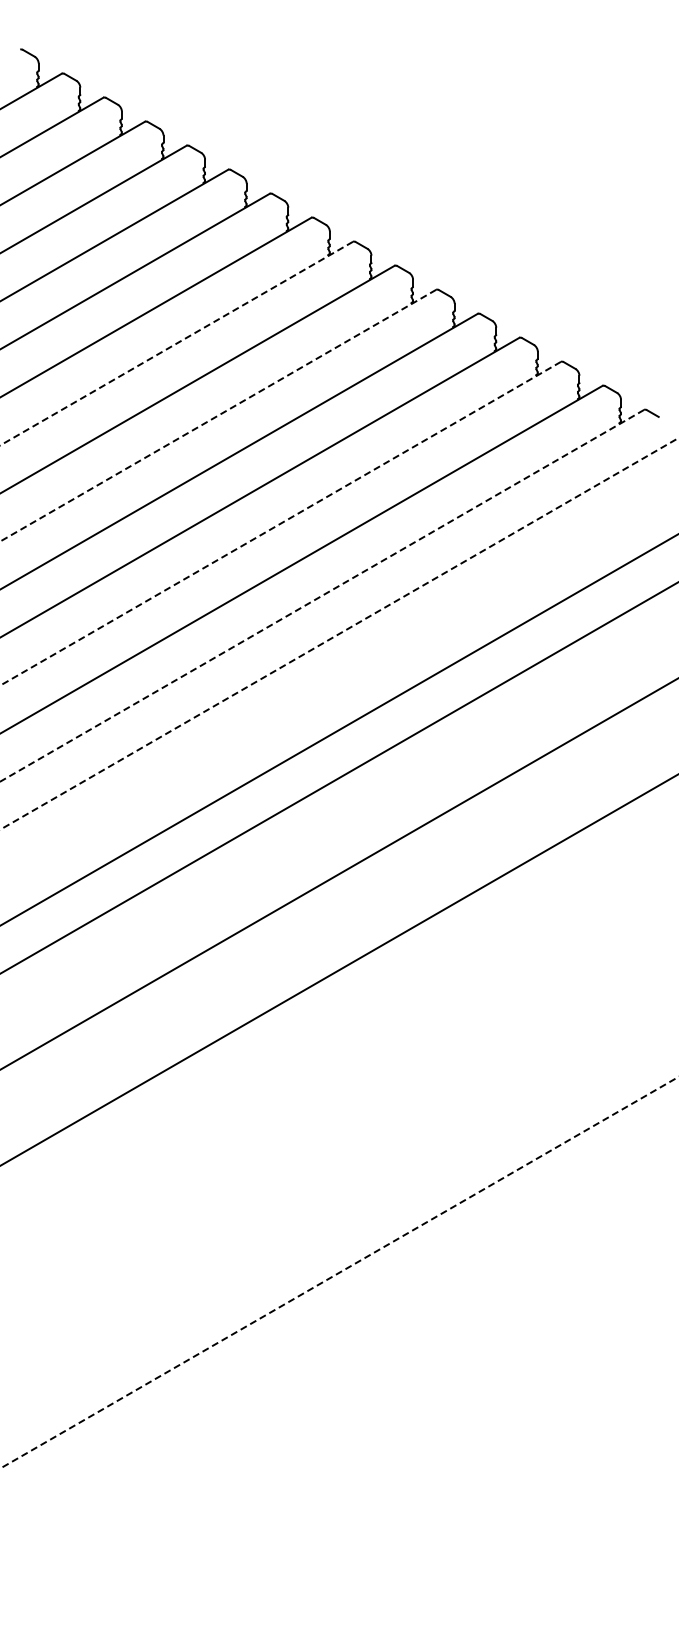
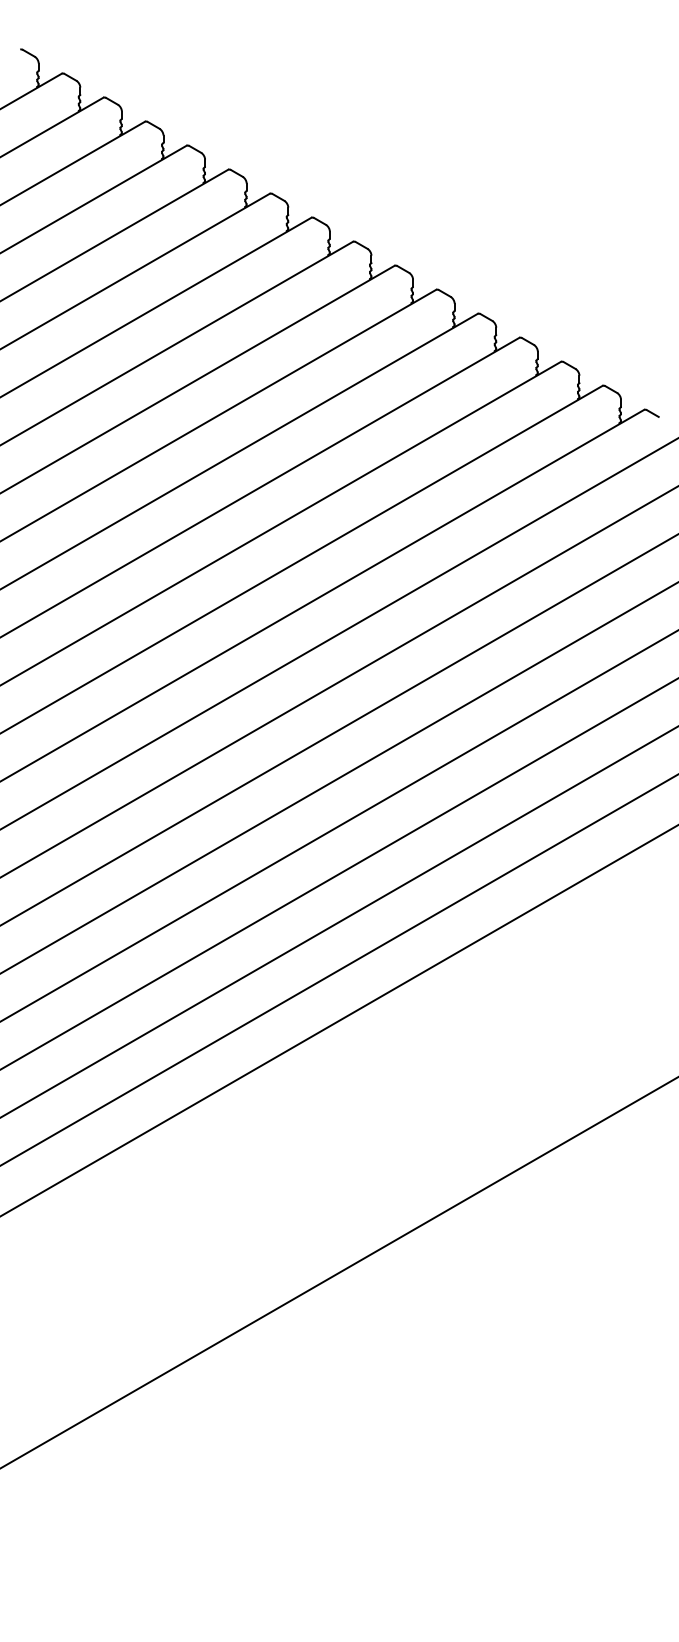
line: dashed -> solid (176, 343)
line: dashed -> solid (218, 415)
line: dashed -> solid (280, 523)
line: dashed -> solid (322, 595)
line: dashed -> solid (339, 633)
line: none -> present (338, 681)
line: none -> present (338, 826)
line: none -> present (338, 922)
line: none -> present (338, 1020)
line: dashed -> solid (339, 1272)
